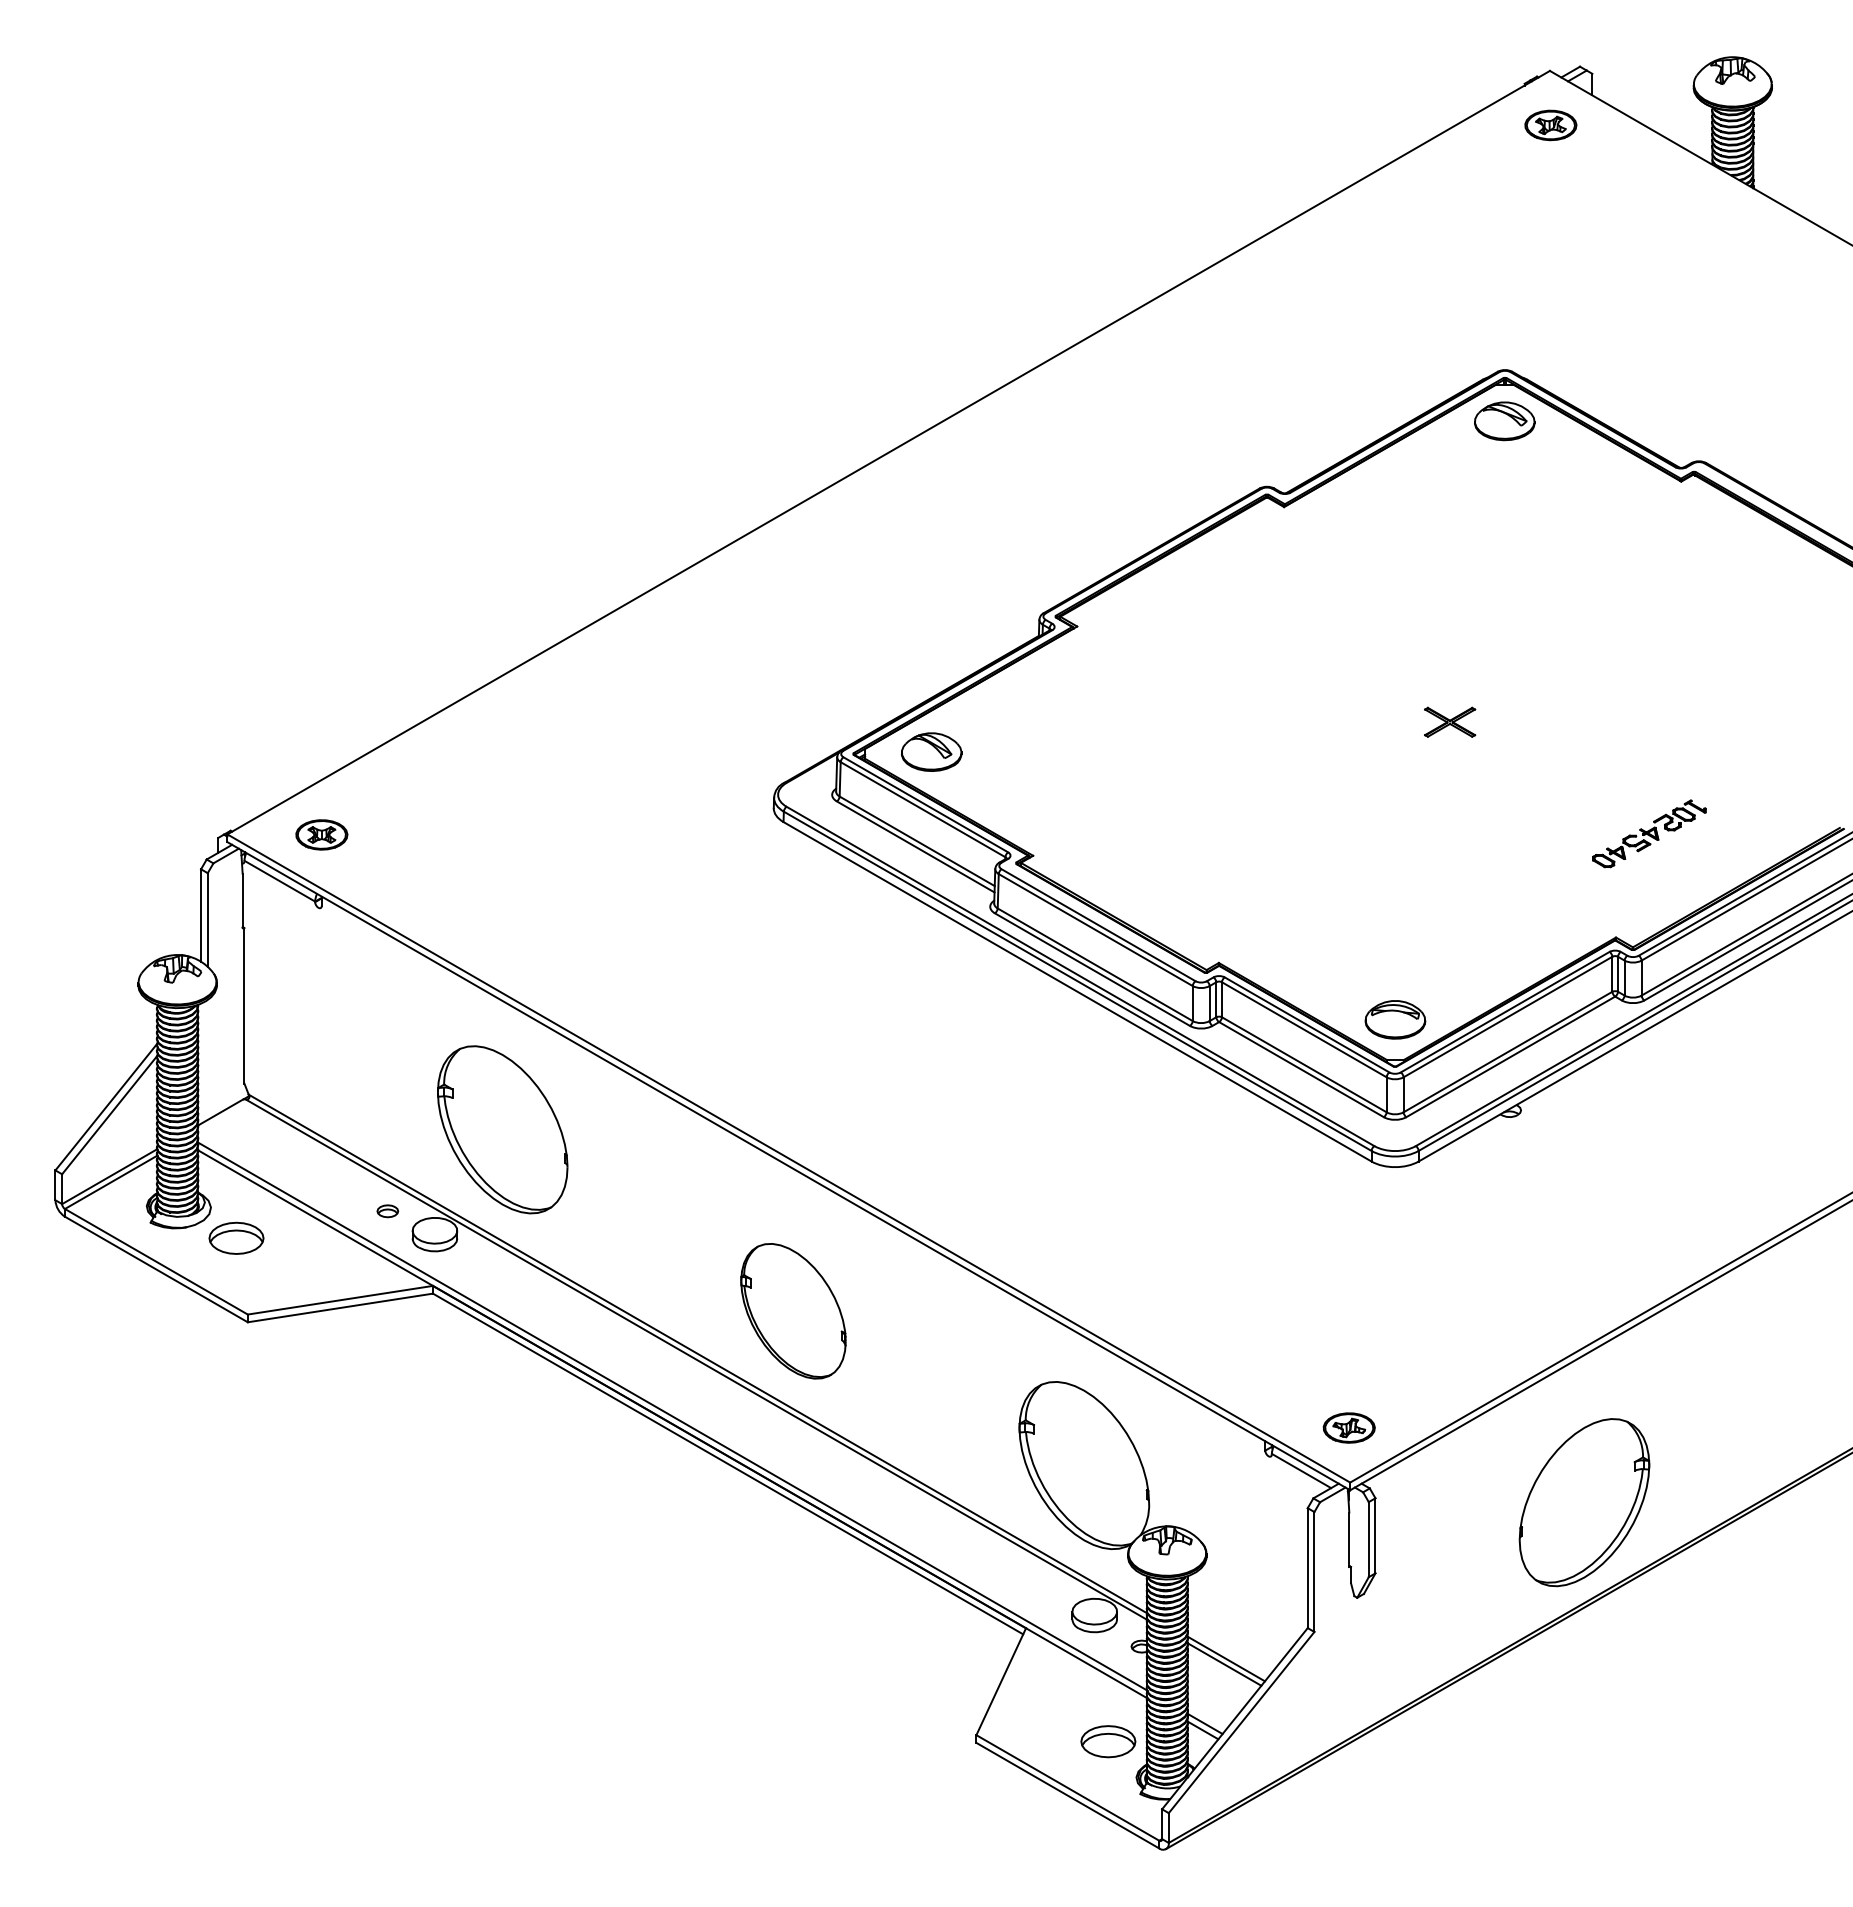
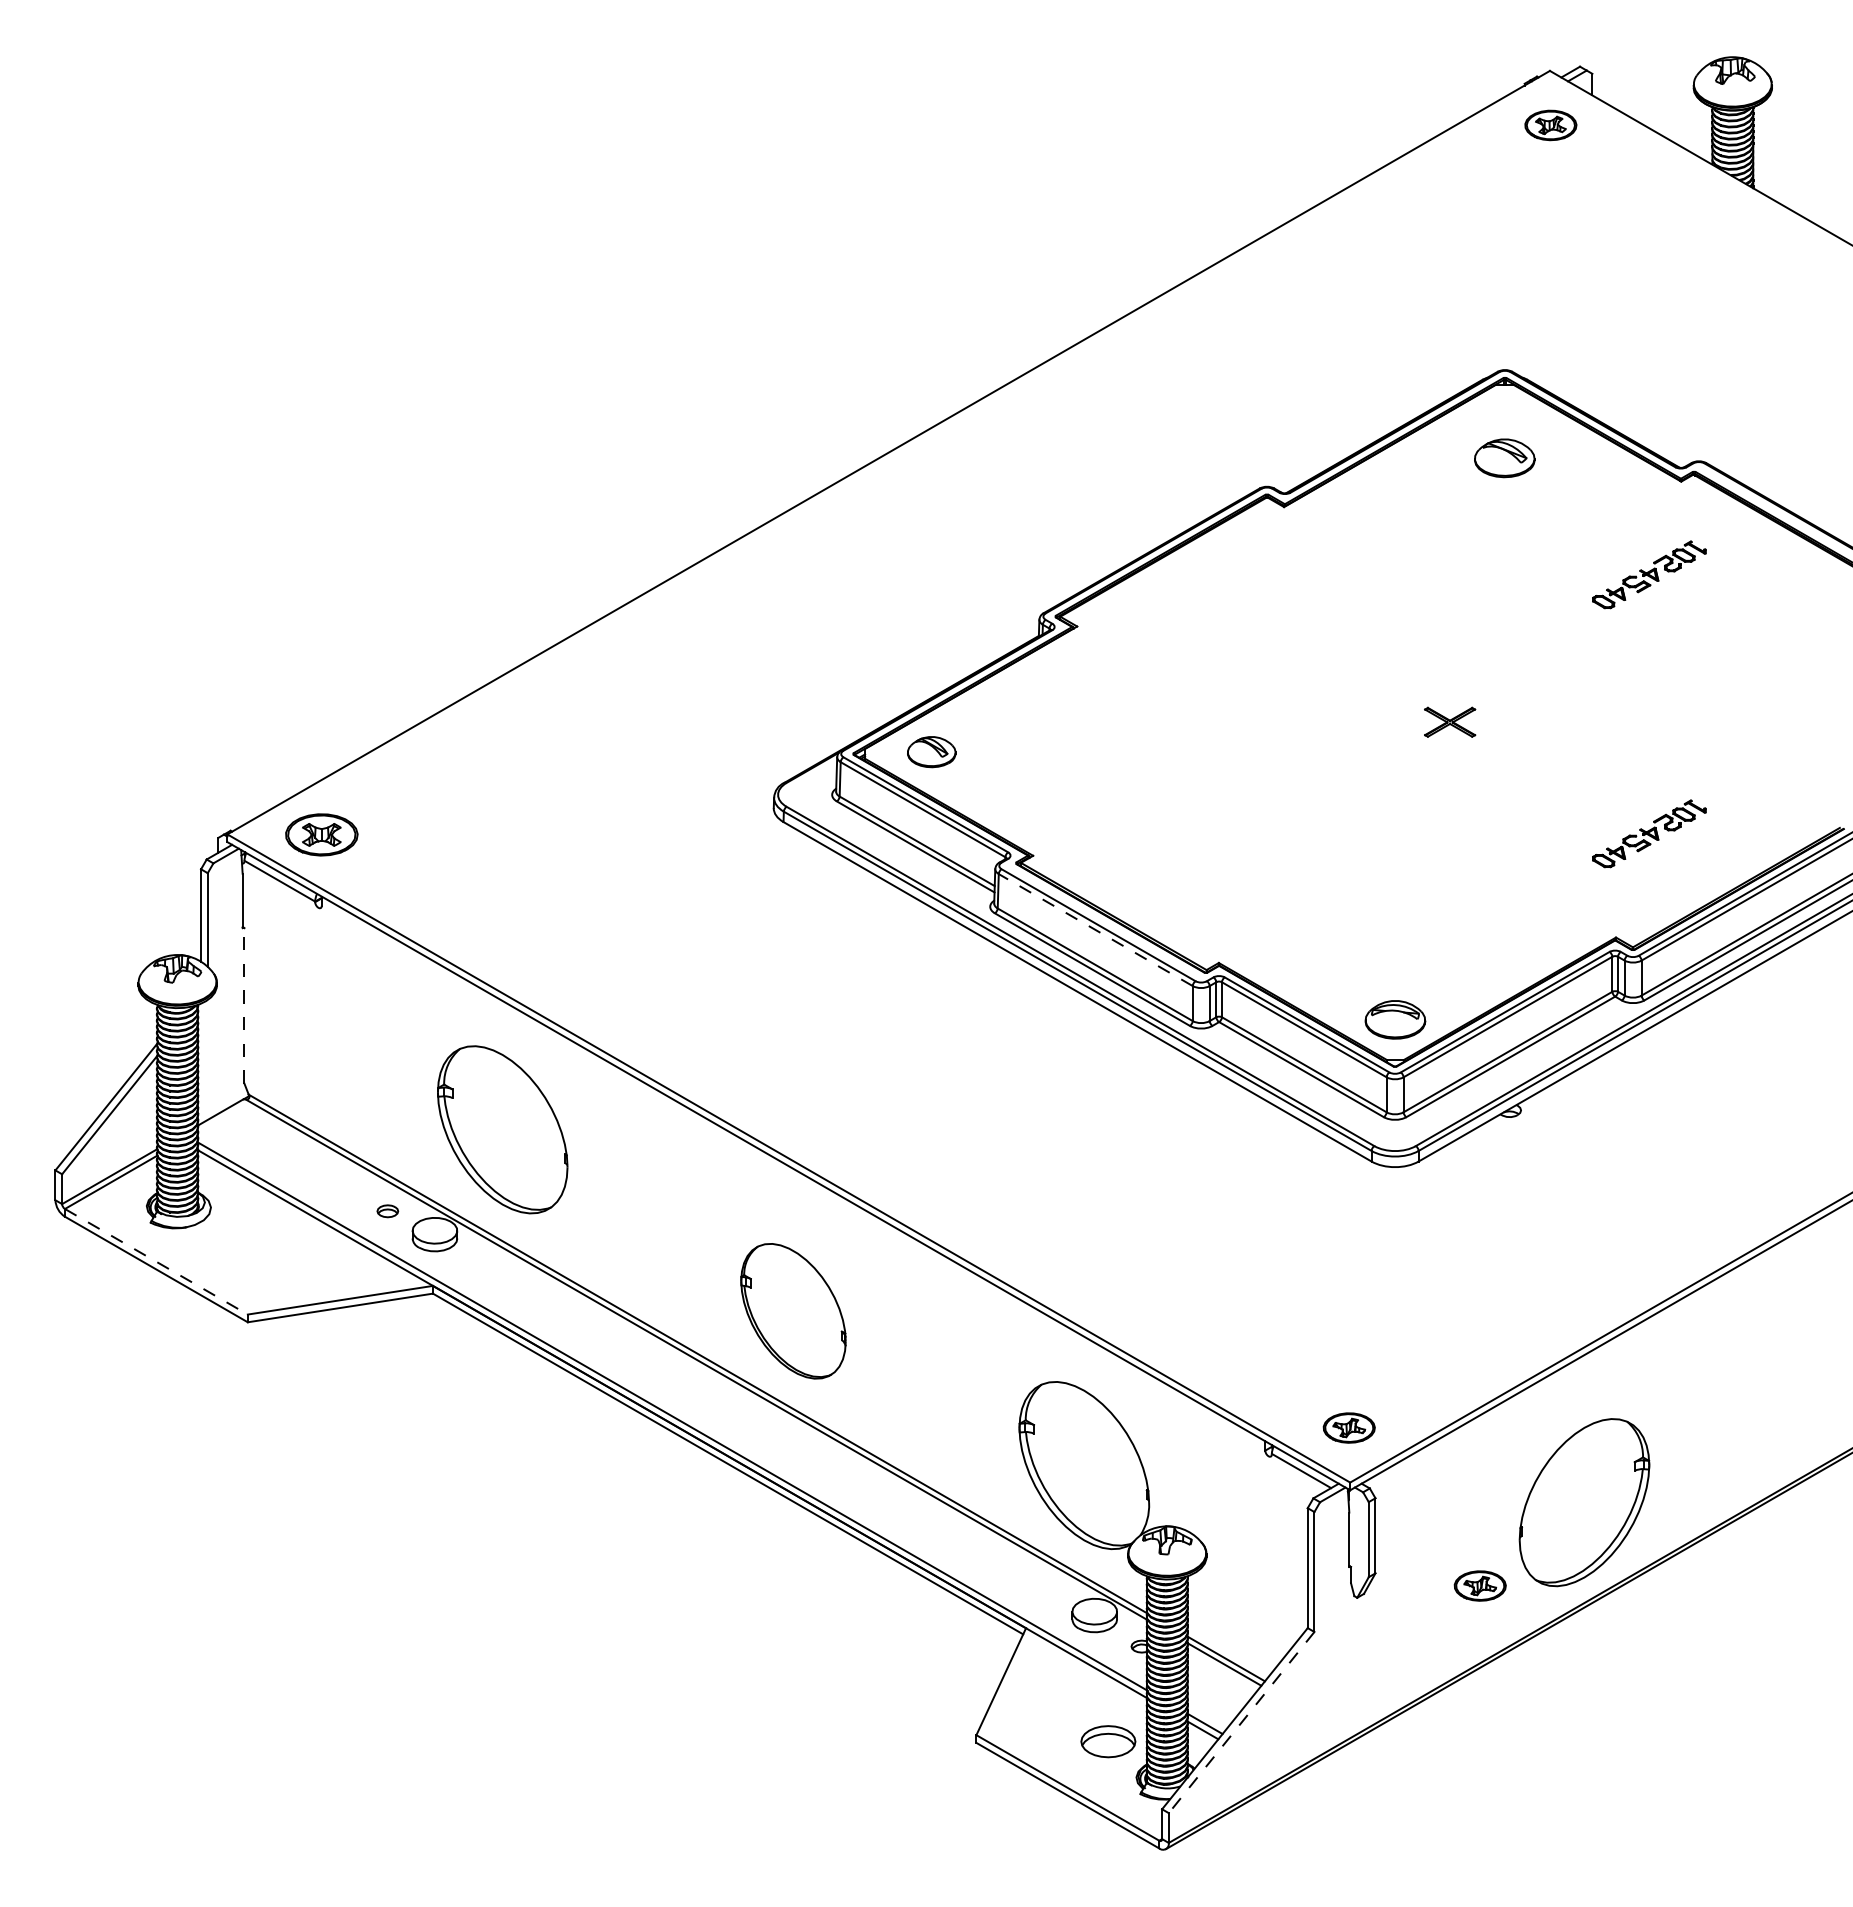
part position: (1504, 421) -> (1504, 458) (1504, 458)
part: none -> present (1649, 574)
part size: 62x40 px -> 50x33 px (931, 752)
part size: 54x32 px -> 74x44 px (321, 834)
line: solid -> dashed (1095, 930)
line: solid -> dashed (244, 1005)
part: present -> none (236, 1237)
line: solid -> dashed (156, 1261)
part: none -> present (1479, 1585)
line: solid -> dashed (1241, 1722)
